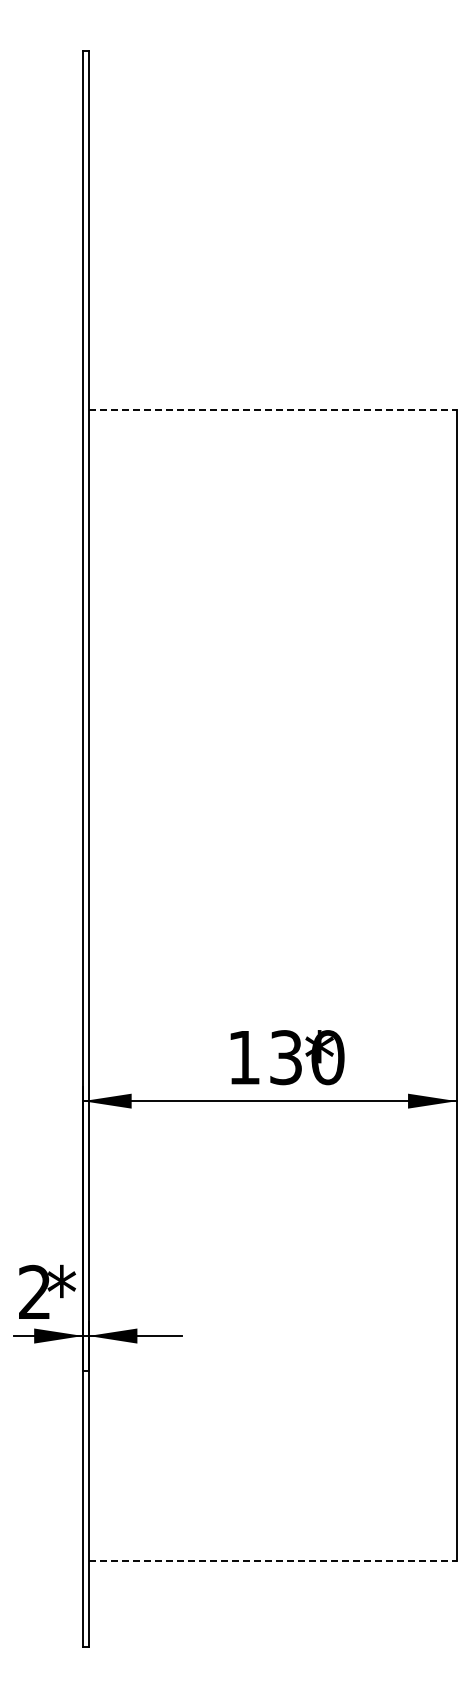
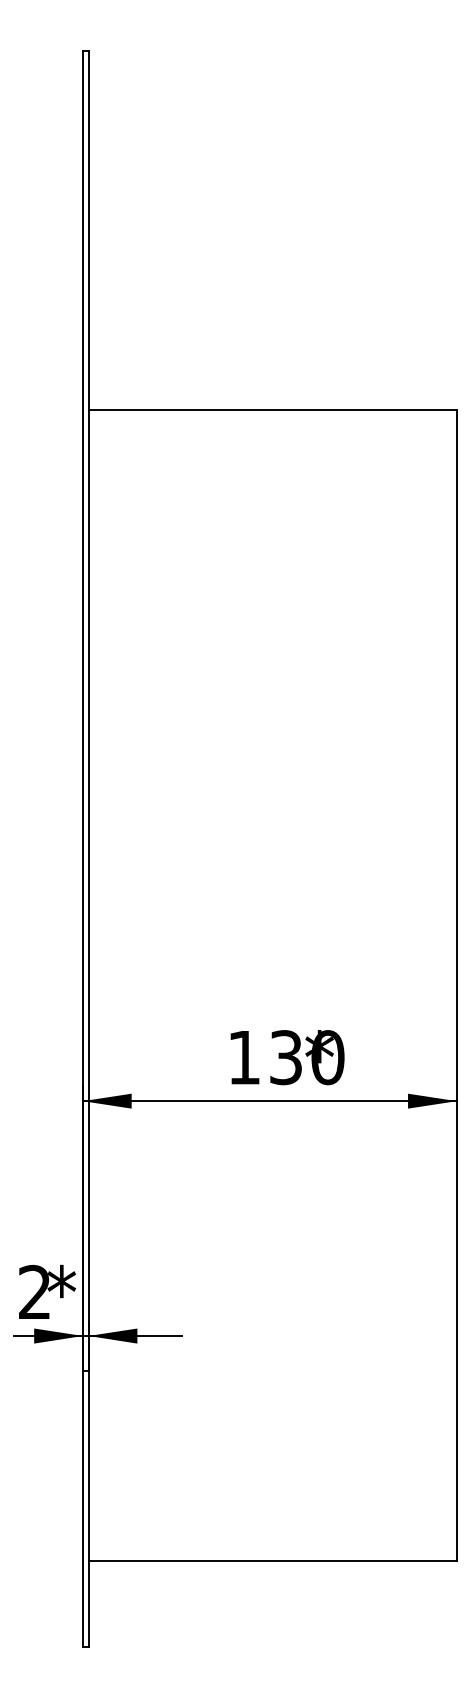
line: dashed -> solid (273, 410)
line: dashed -> solid (273, 1560)
